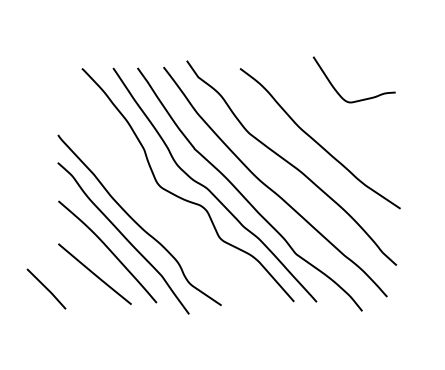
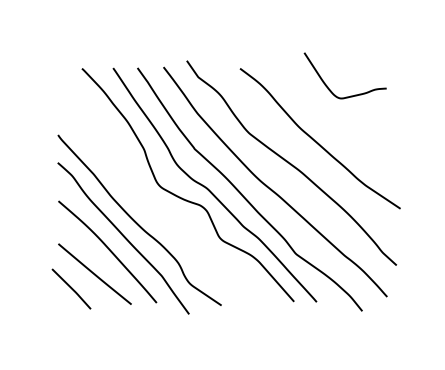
curve position: (336, 89) -> (327, 85) (327, 85)
line position: (46, 288) -> (71, 288) (71, 288)
